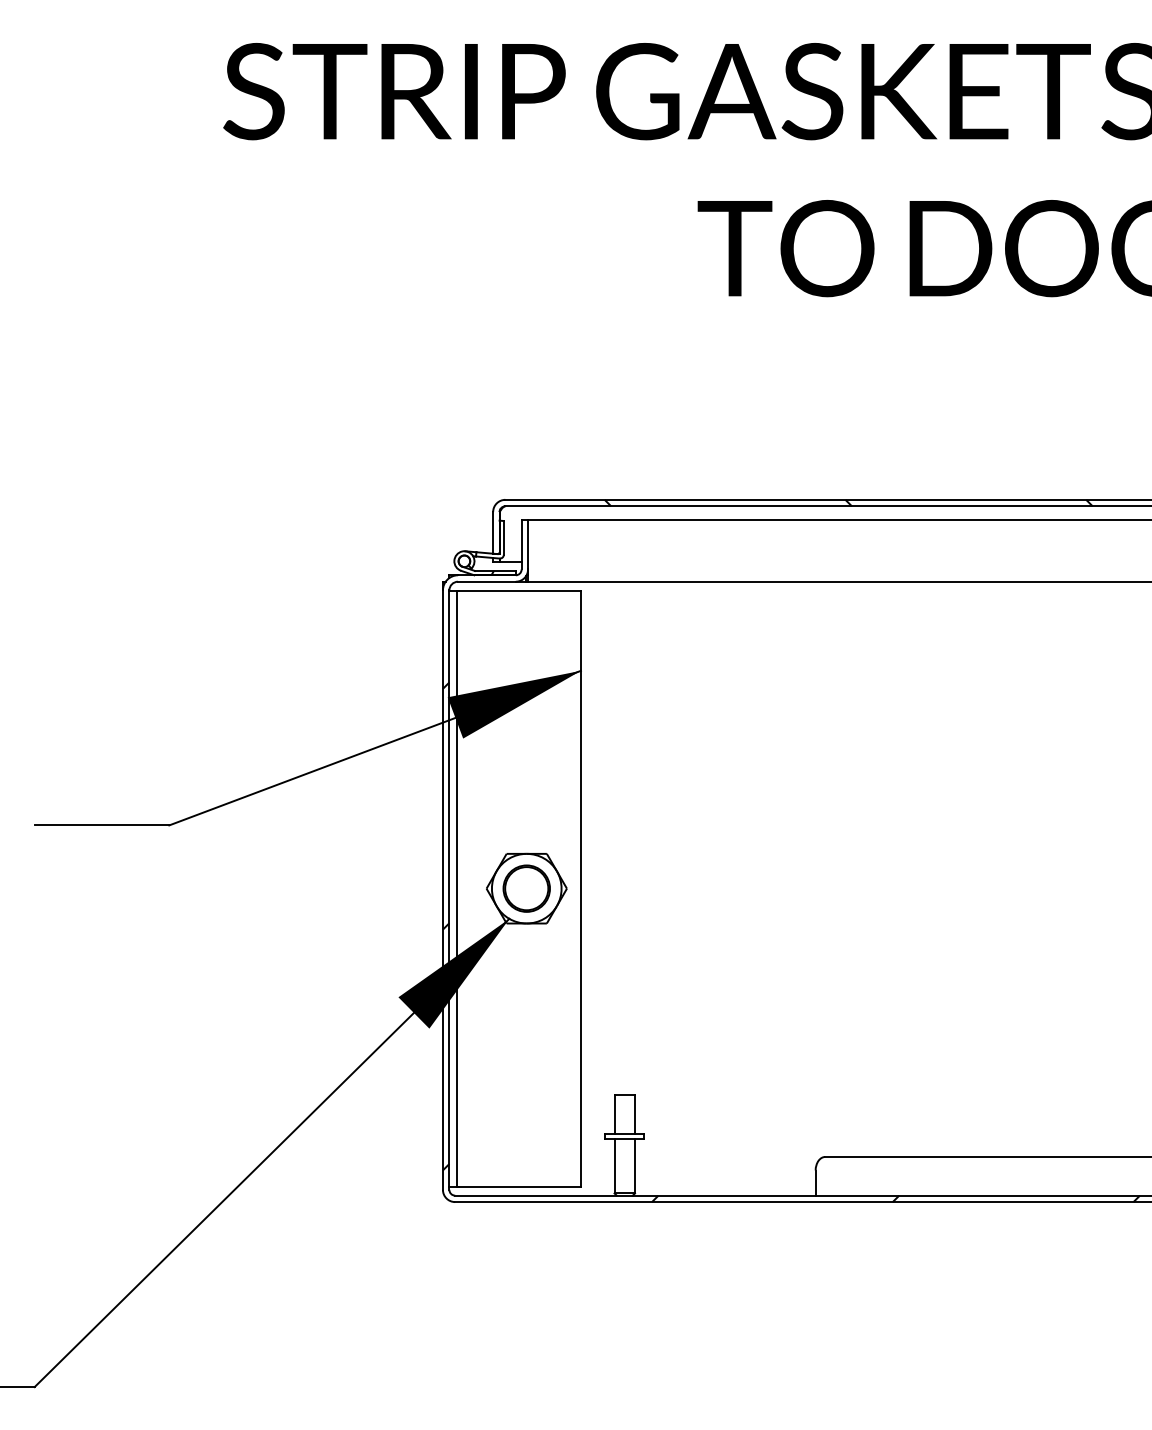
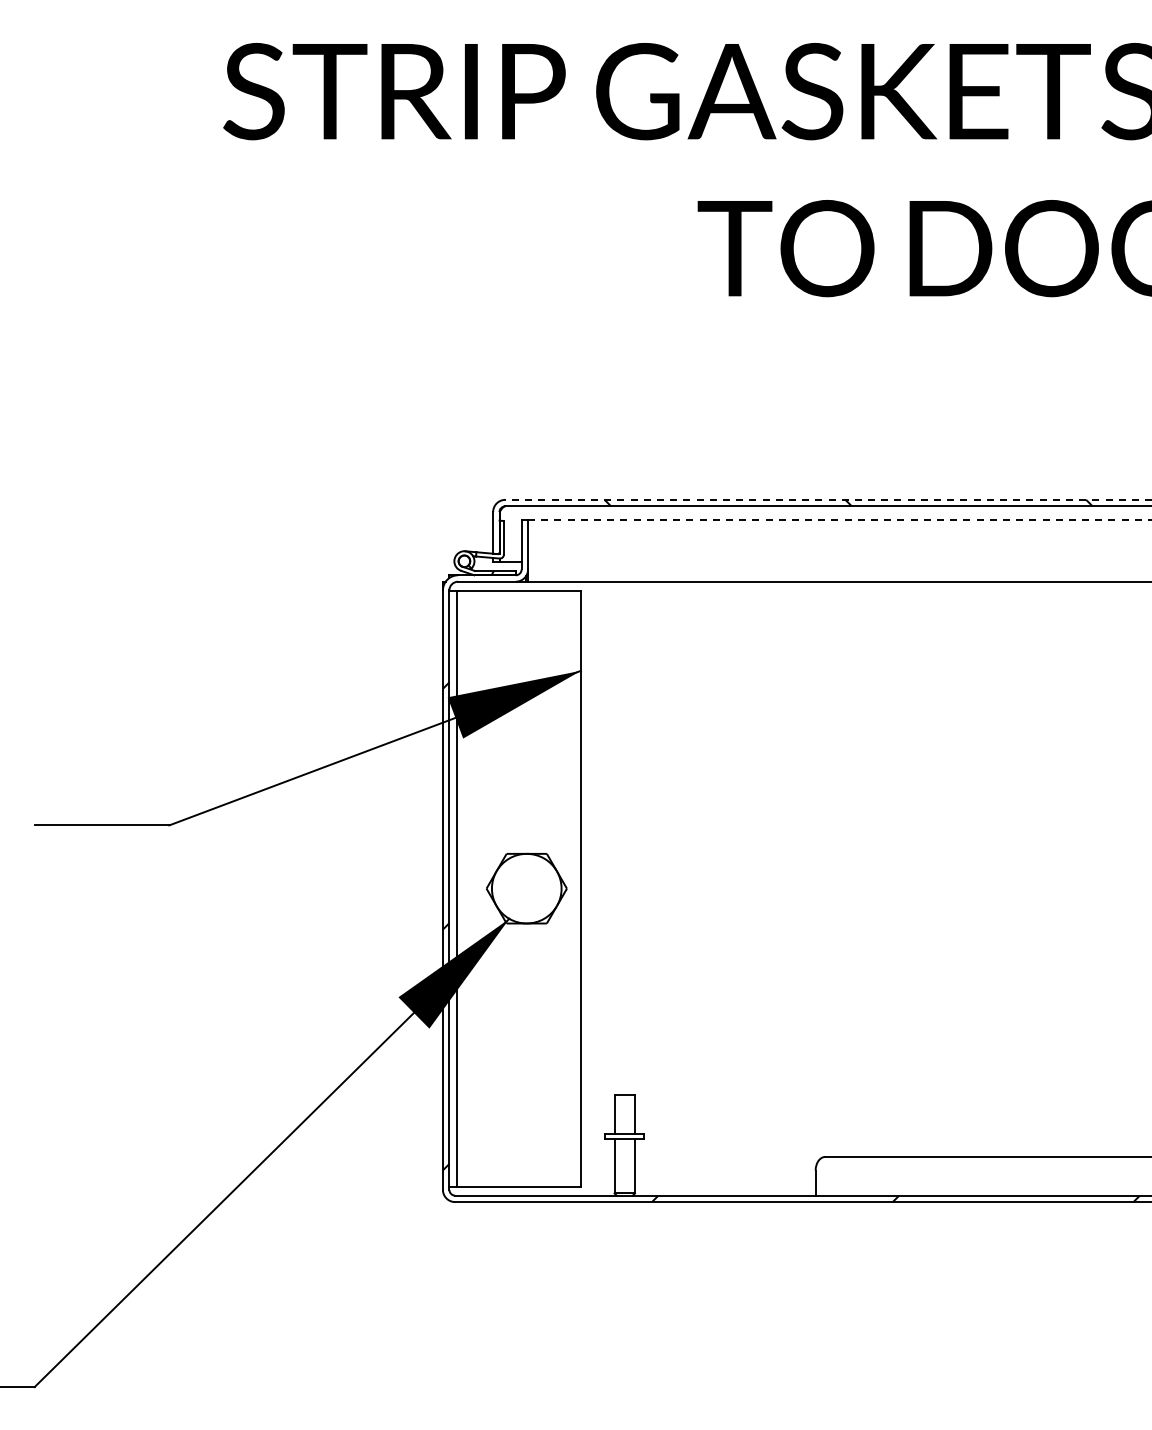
line: solid -> dashed (828, 499)
line: solid -> dashed (839, 519)
part: present -> none (526, 888)
